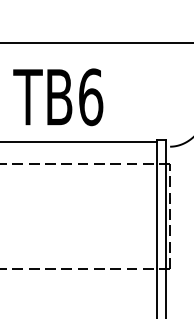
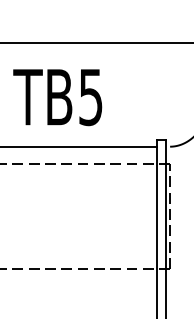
text: TB6 -> TB5 (91, 97)
line position: (79, 141) -> (79, 146) (79, 146)
